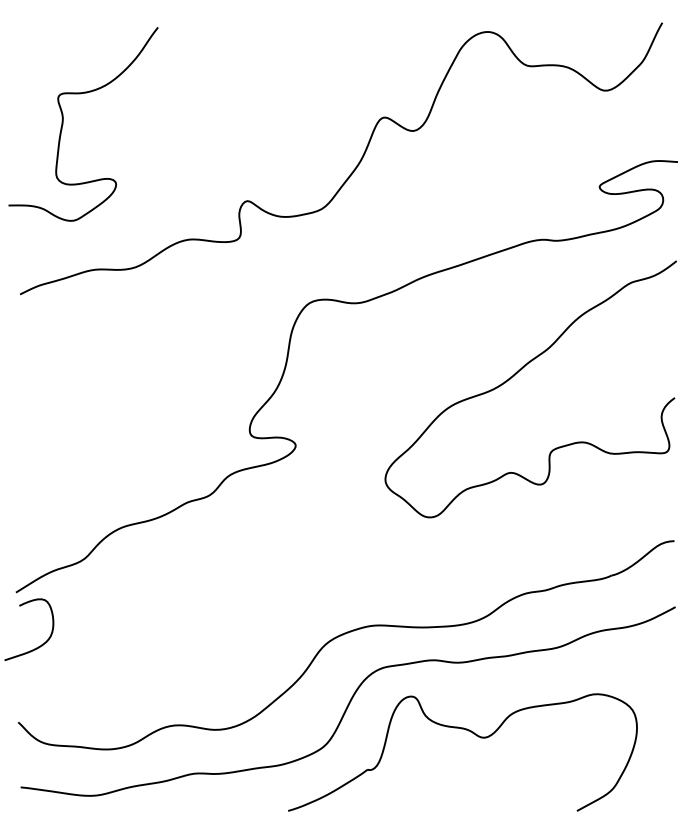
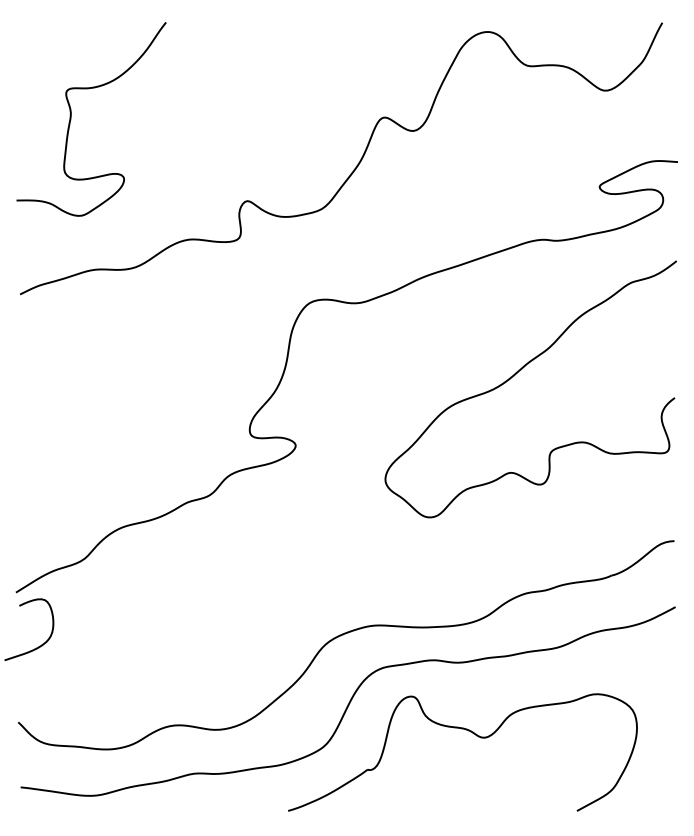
curve position: (63, 124) -> (71, 119) (71, 119)
